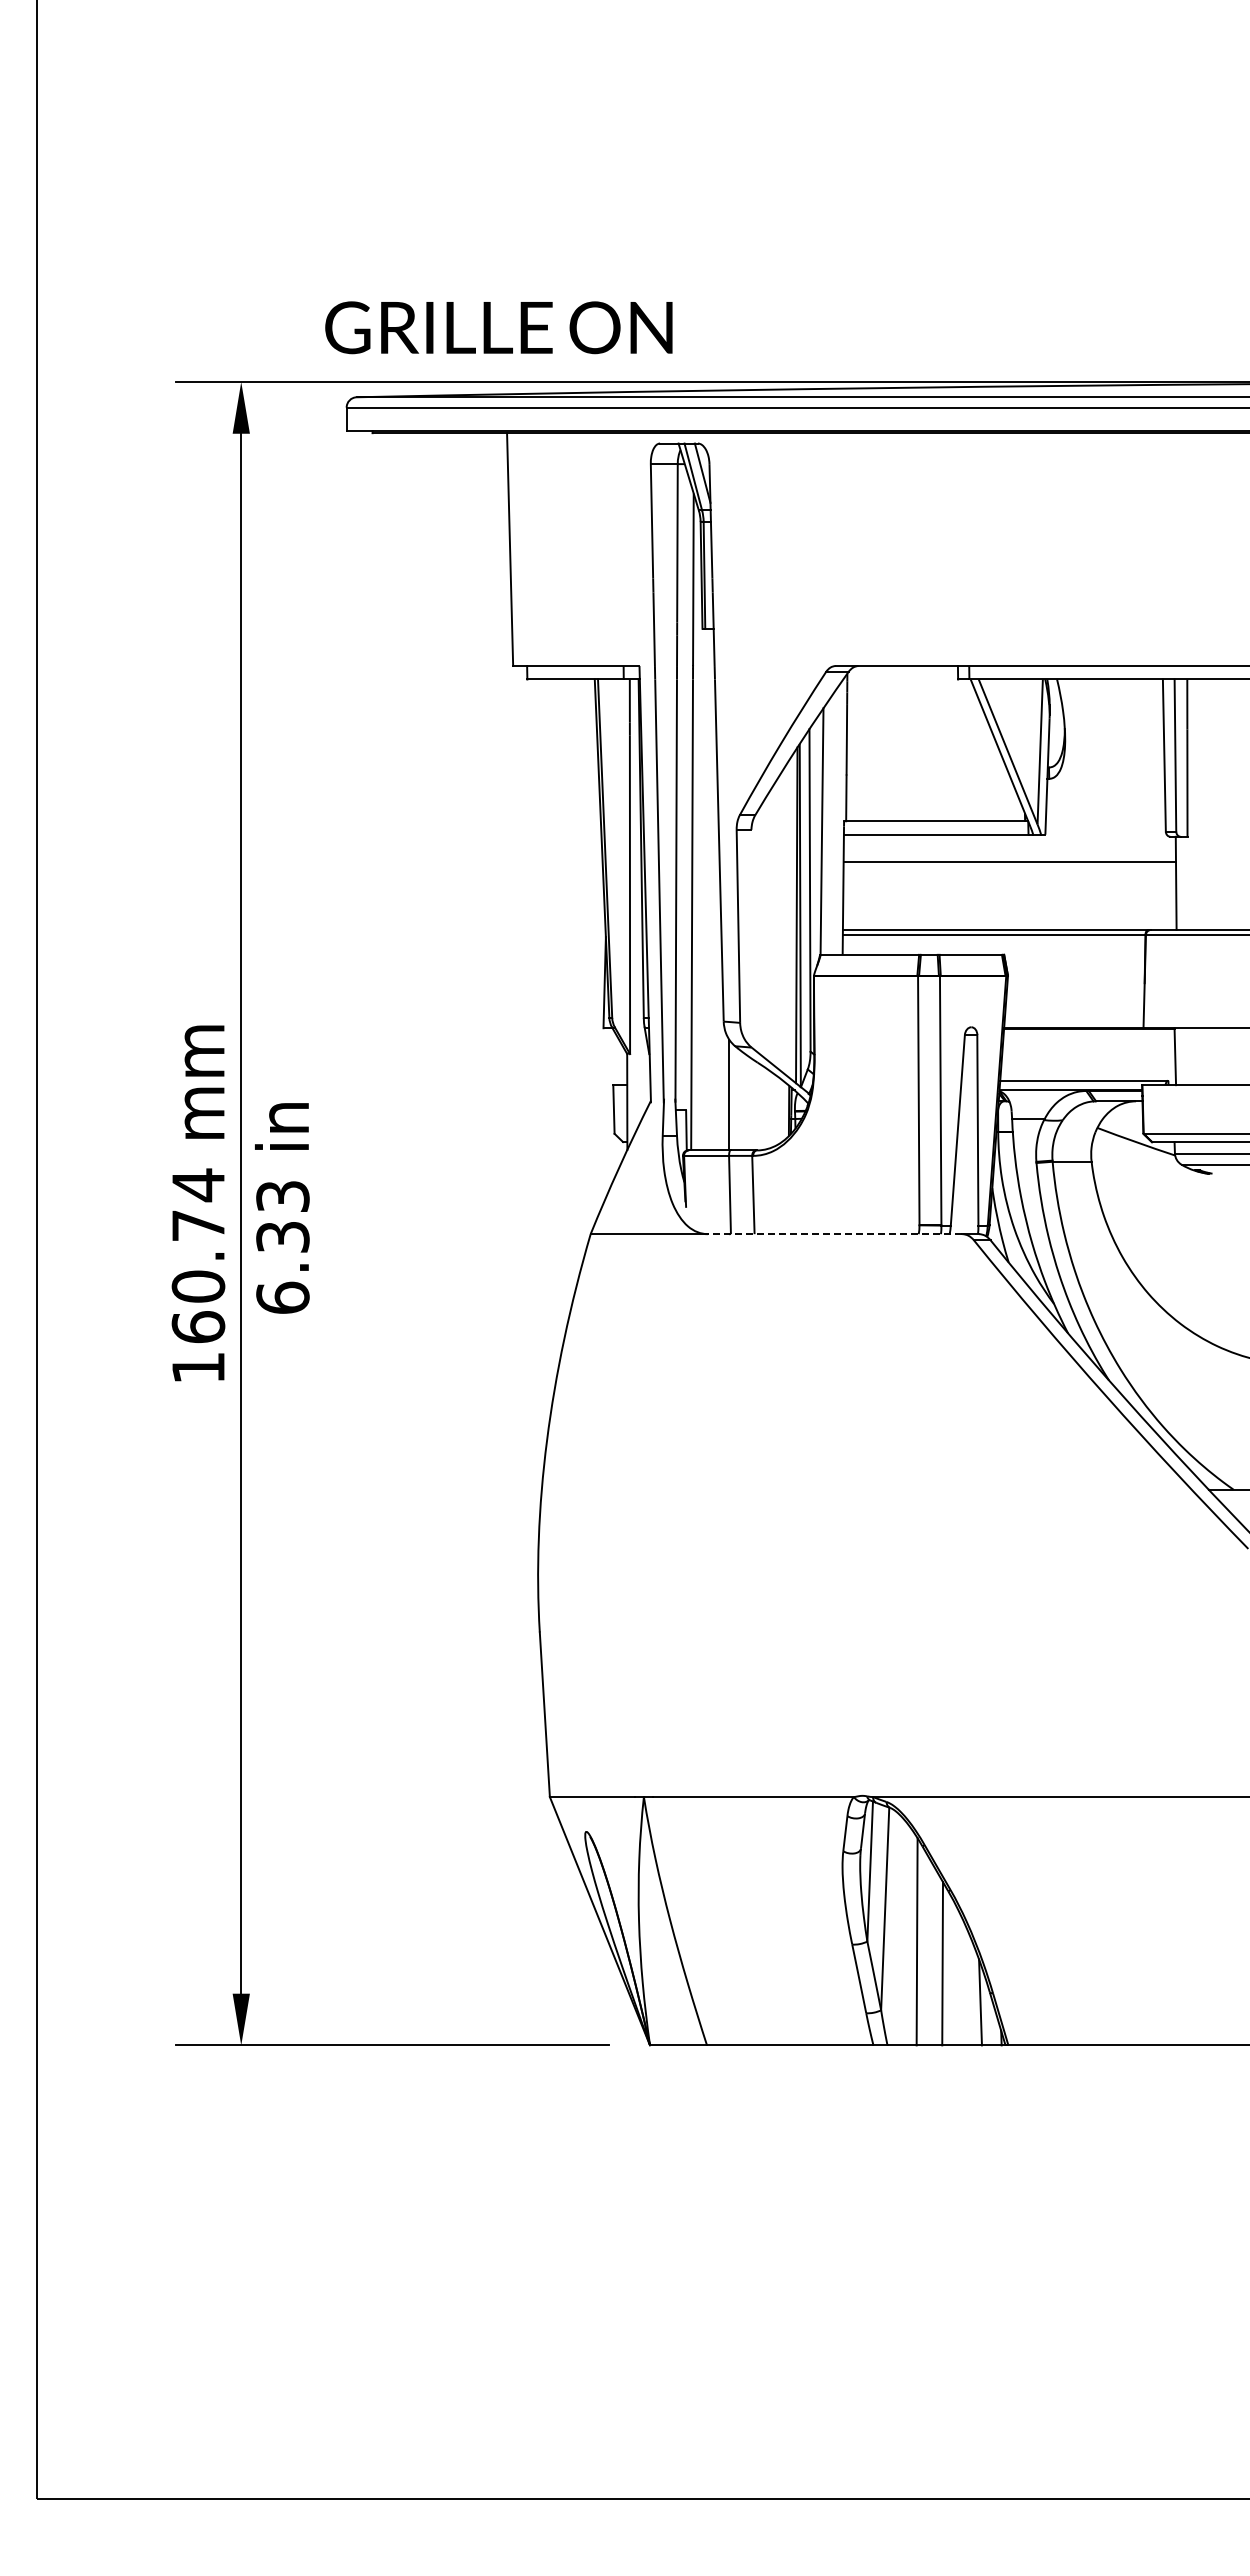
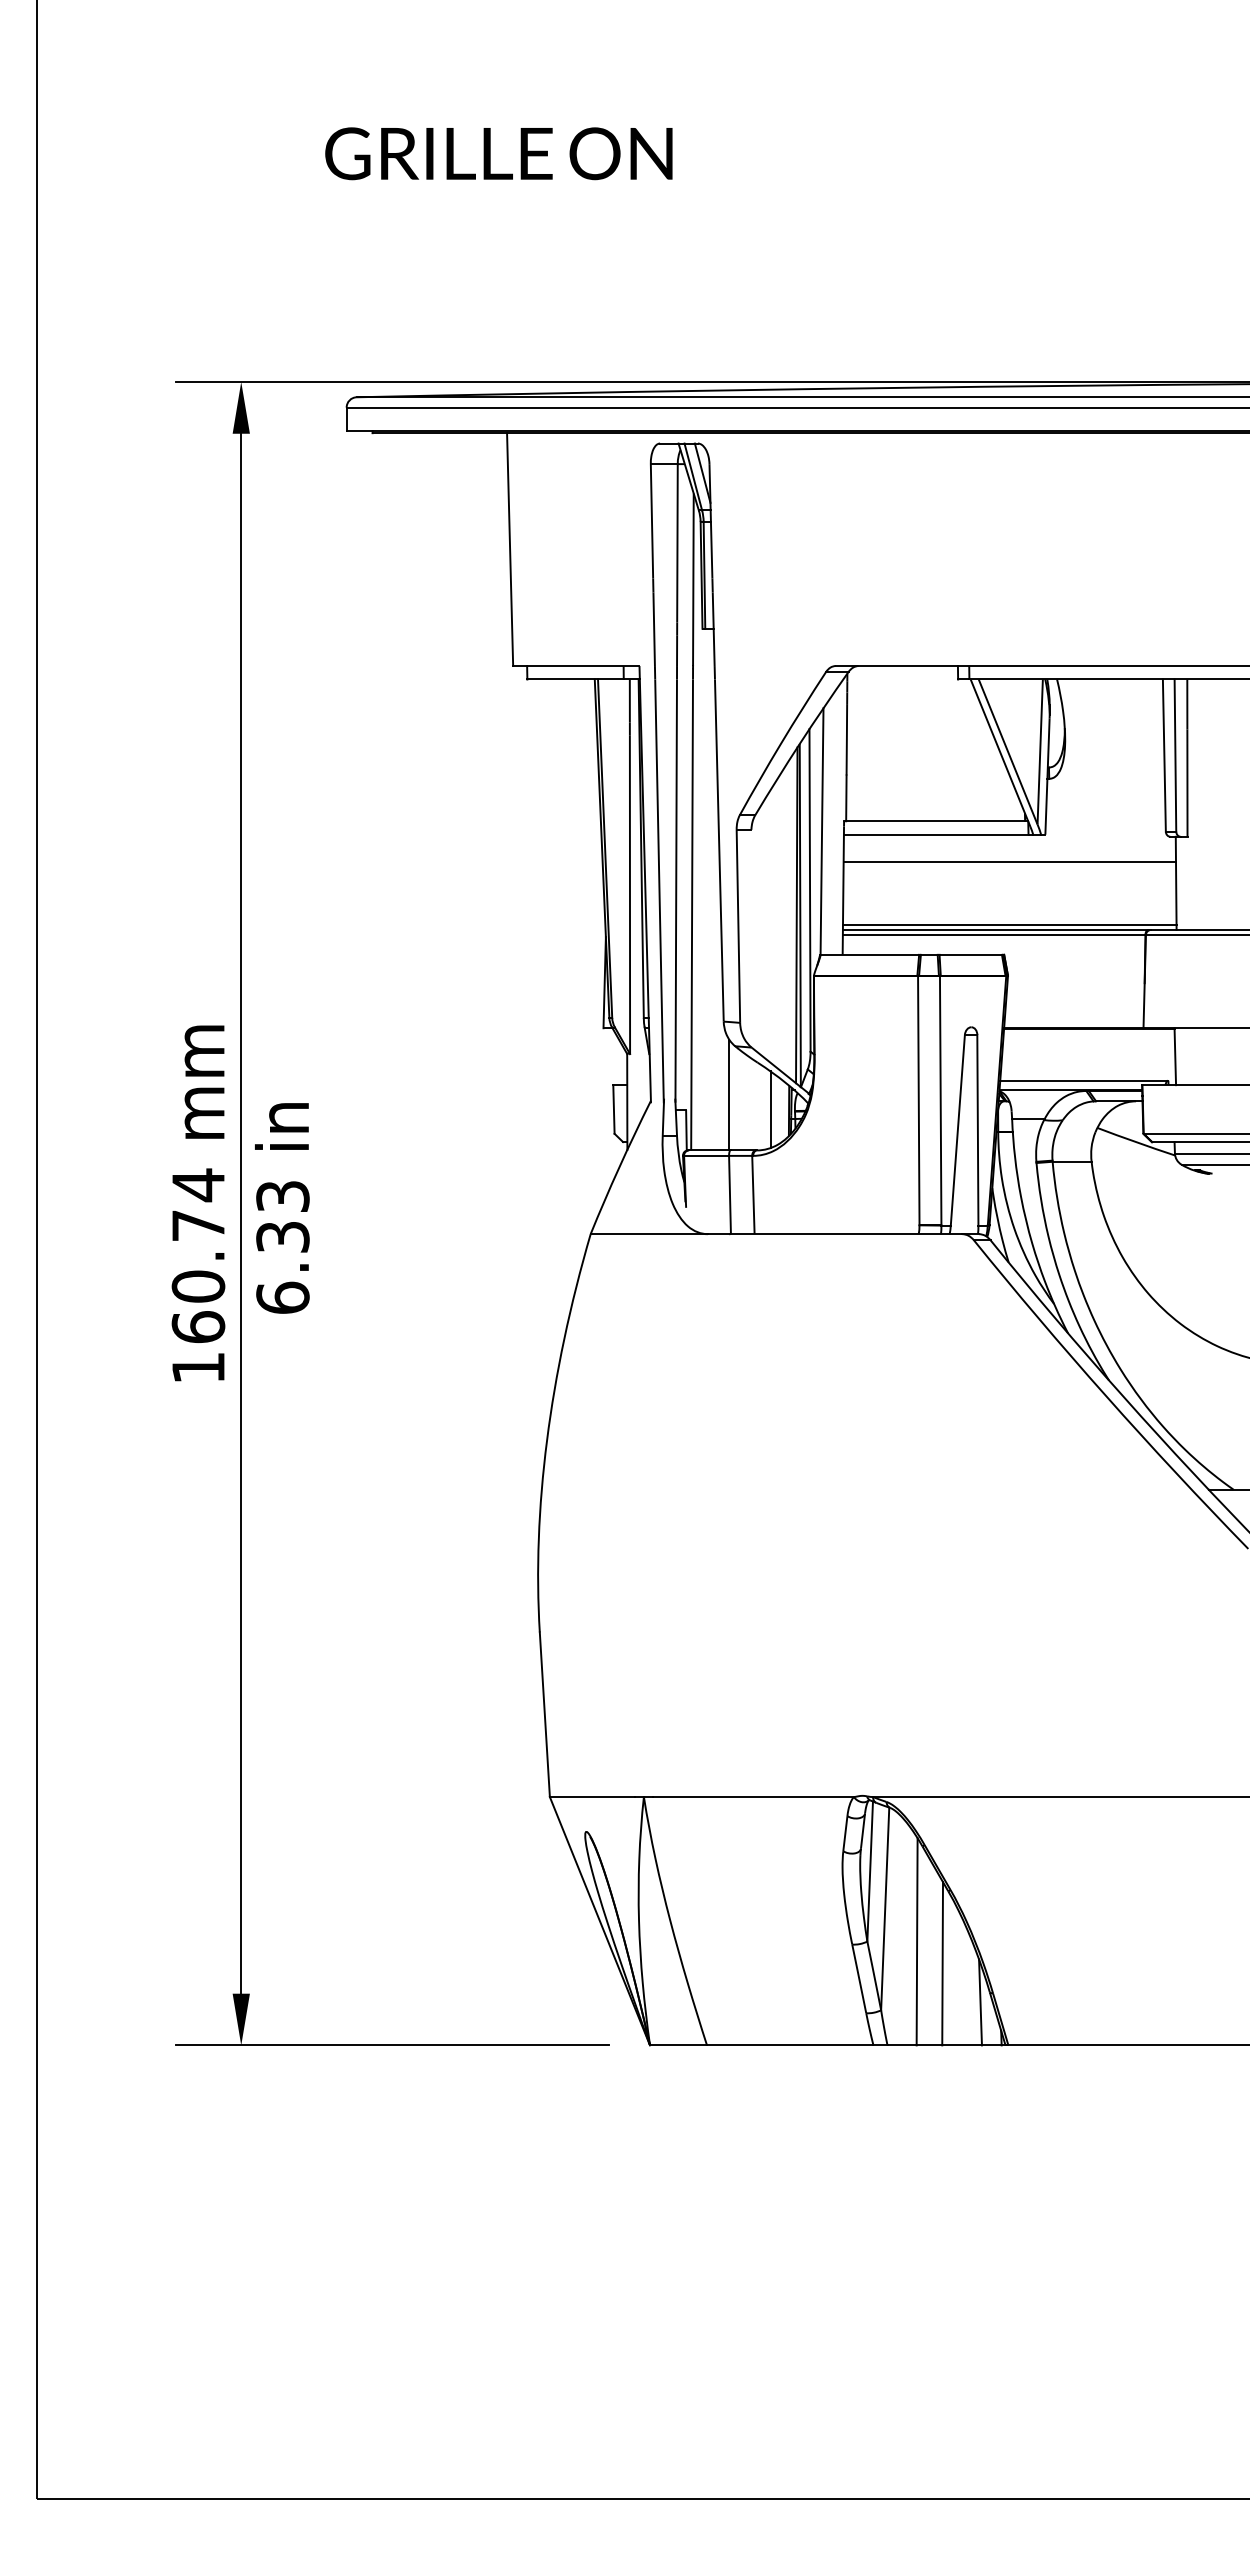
text position: (498, 327) -> (498, 153) (498, 153)
line: none -> present (1009, 924)
line: none -> present (770, 1109)
line: dashed -> solid (834, 1234)
